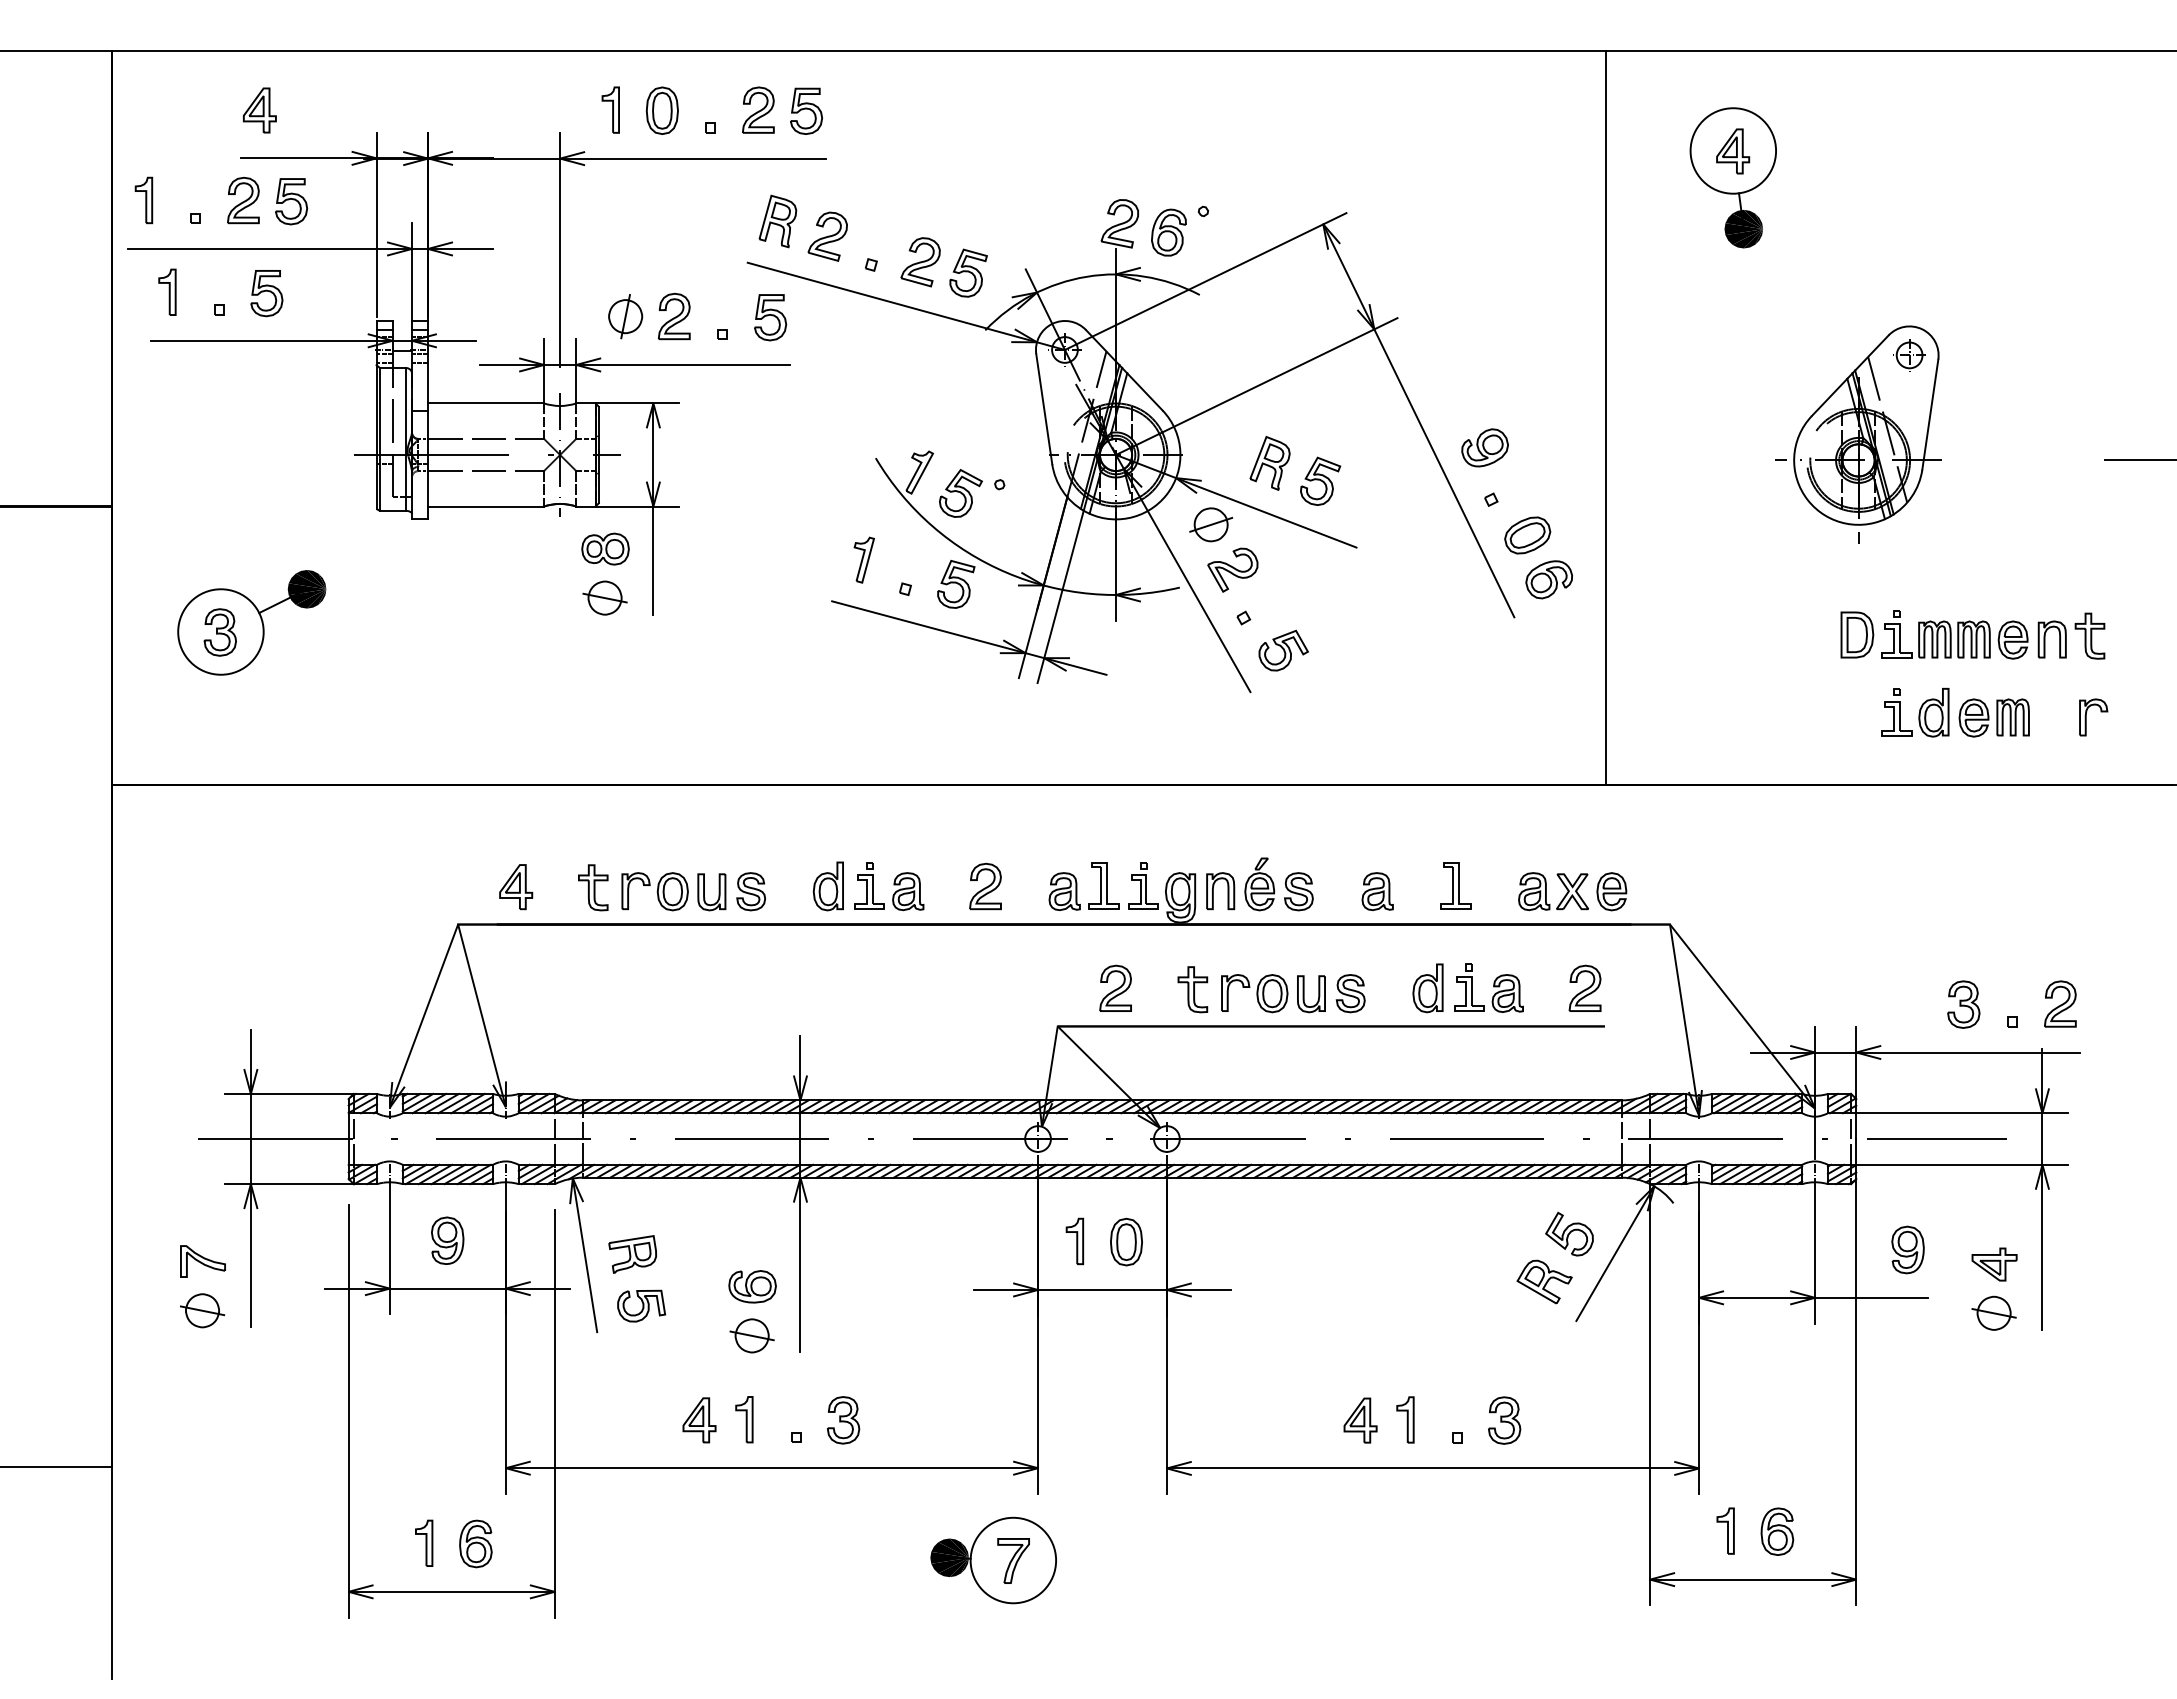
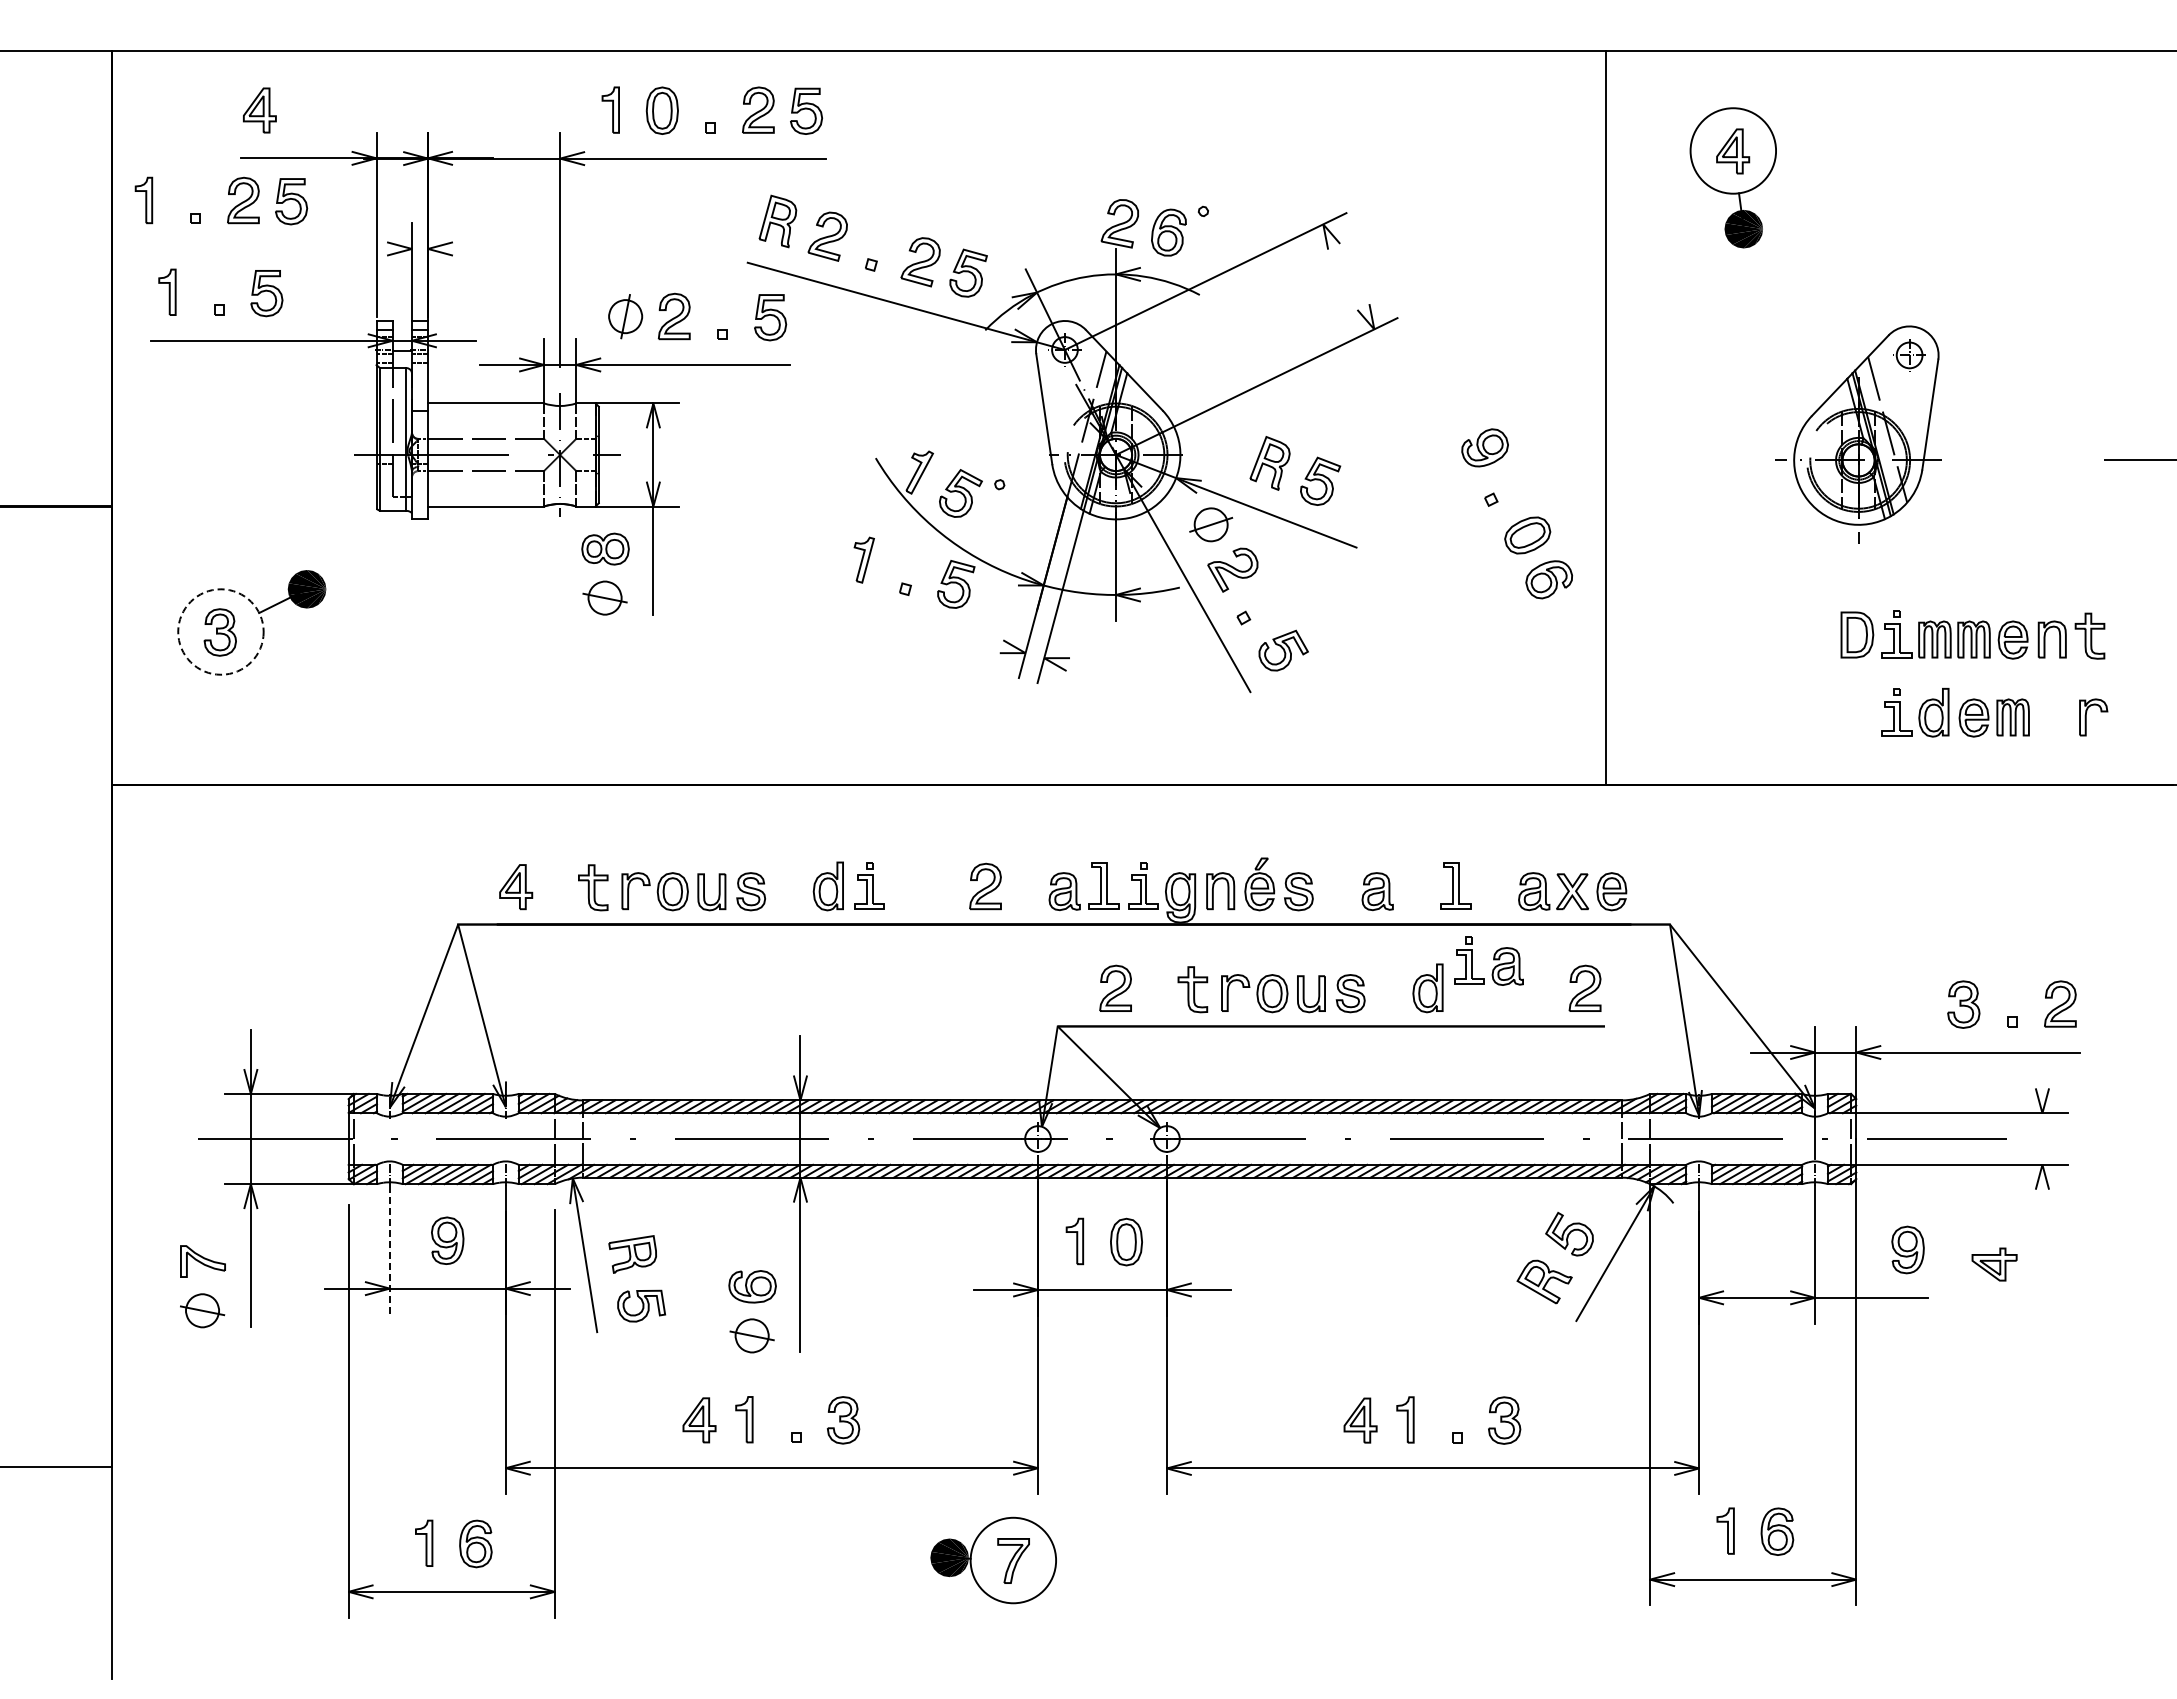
line: present -> none (309, 248)
line: present -> none (1418, 420)
circle: solid -> dashed (220, 631)
line: present -> none (969, 637)
part: present -> none (908, 891)
part position: (1488, 987) -> (1488, 960) (1488, 960)
line: present -> none (2042, 1188)
line: solid -> dashed (389, 1250)
part: present -> none (1993, 1312)
